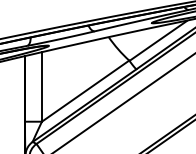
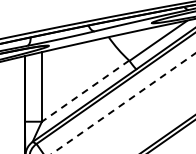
line: solid -> dashed (85, 91)
line: solid -> dashed (123, 103)
